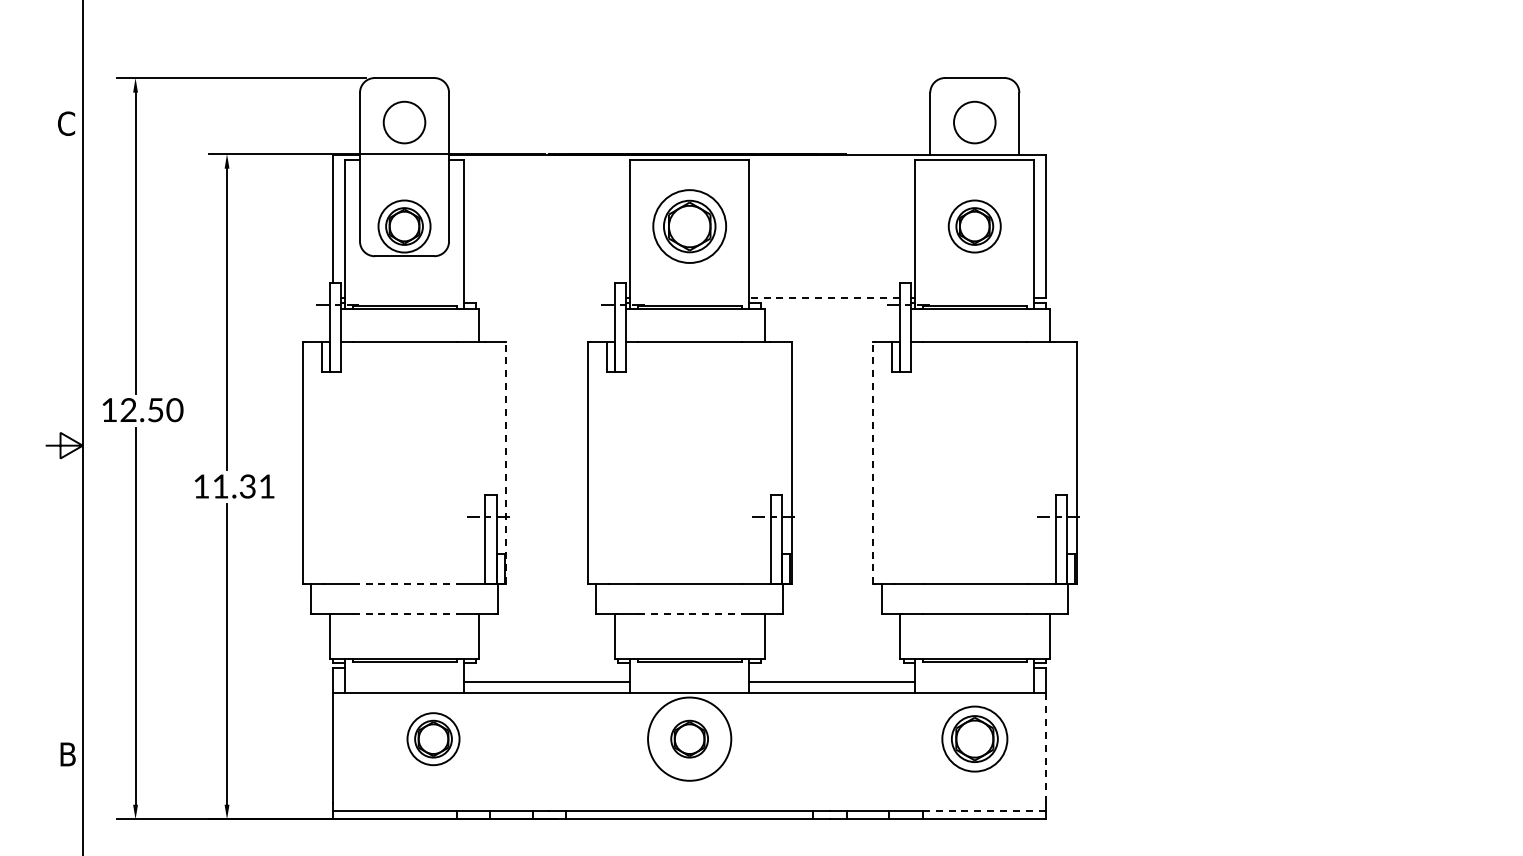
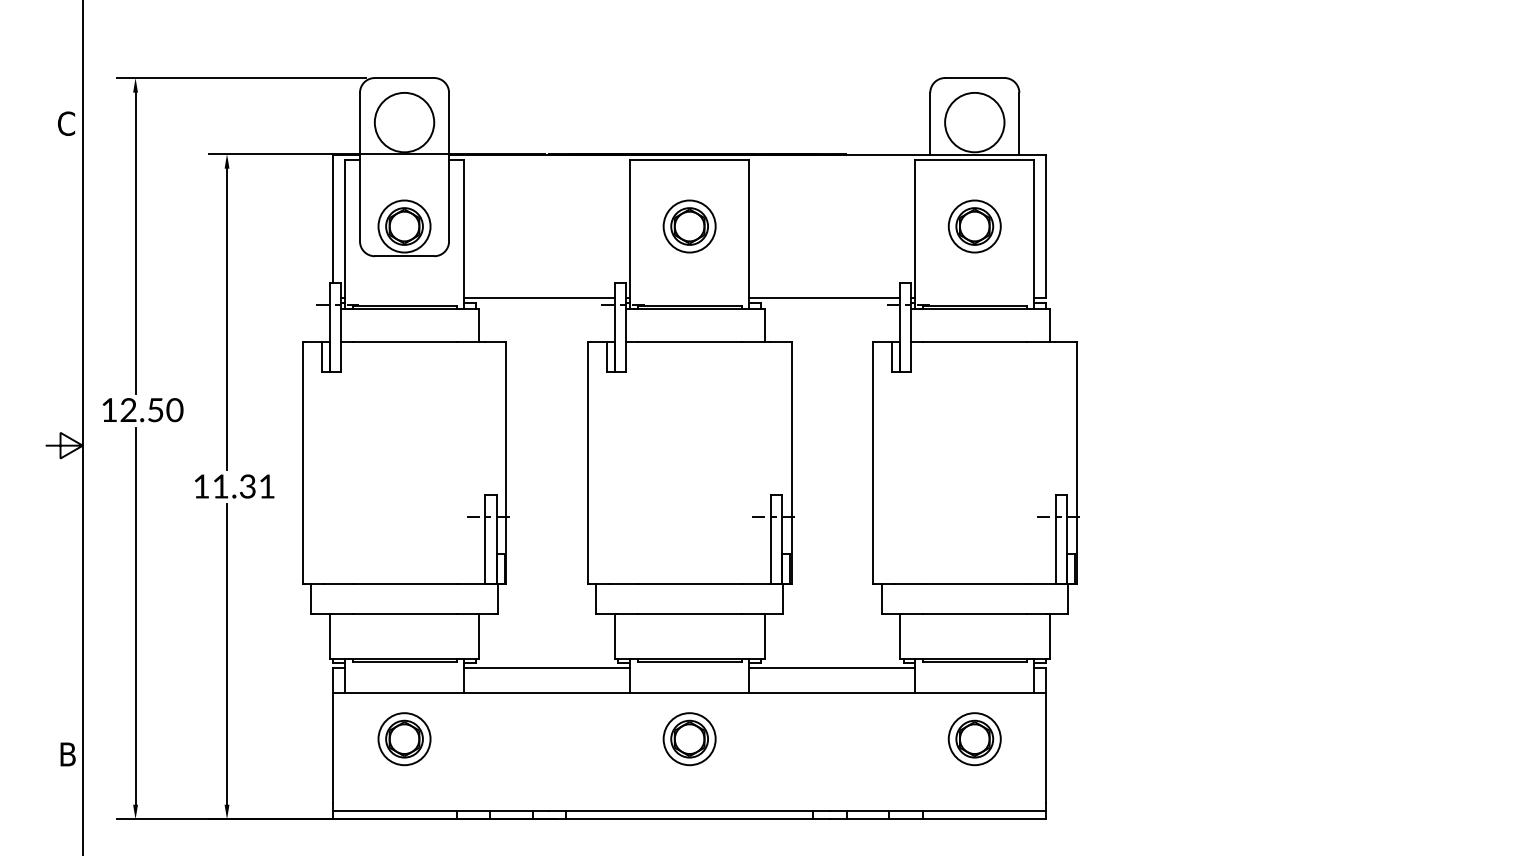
circle diameter: 42 px -> 59 px (404, 122)
circle diameter: 42 px -> 59 px (974, 122)
part size: 75x75 px -> 55x55 px (689, 226)
line: none -> present (538, 297)
line: dashed -> solid (824, 297)
line: dashed -> solid (506, 462)
line: dashed -> solid (872, 462)
line: dashed -> solid (404, 584)
line: dashed -> solid (404, 614)
line: dashed -> solid (689, 614)
line position: (546, 681) -> (546, 667) (546, 667)
line position: (832, 681) -> (832, 667) (832, 667)
circle diameter: 83 px -> 52 px (689, 739)
part size: 68x68 px -> 55x55 px (974, 739)
part position: (433, 739) -> (404, 739) (404, 739)
line: dashed -> solid (1046, 748)
line: dashed -> solid (984, 811)
